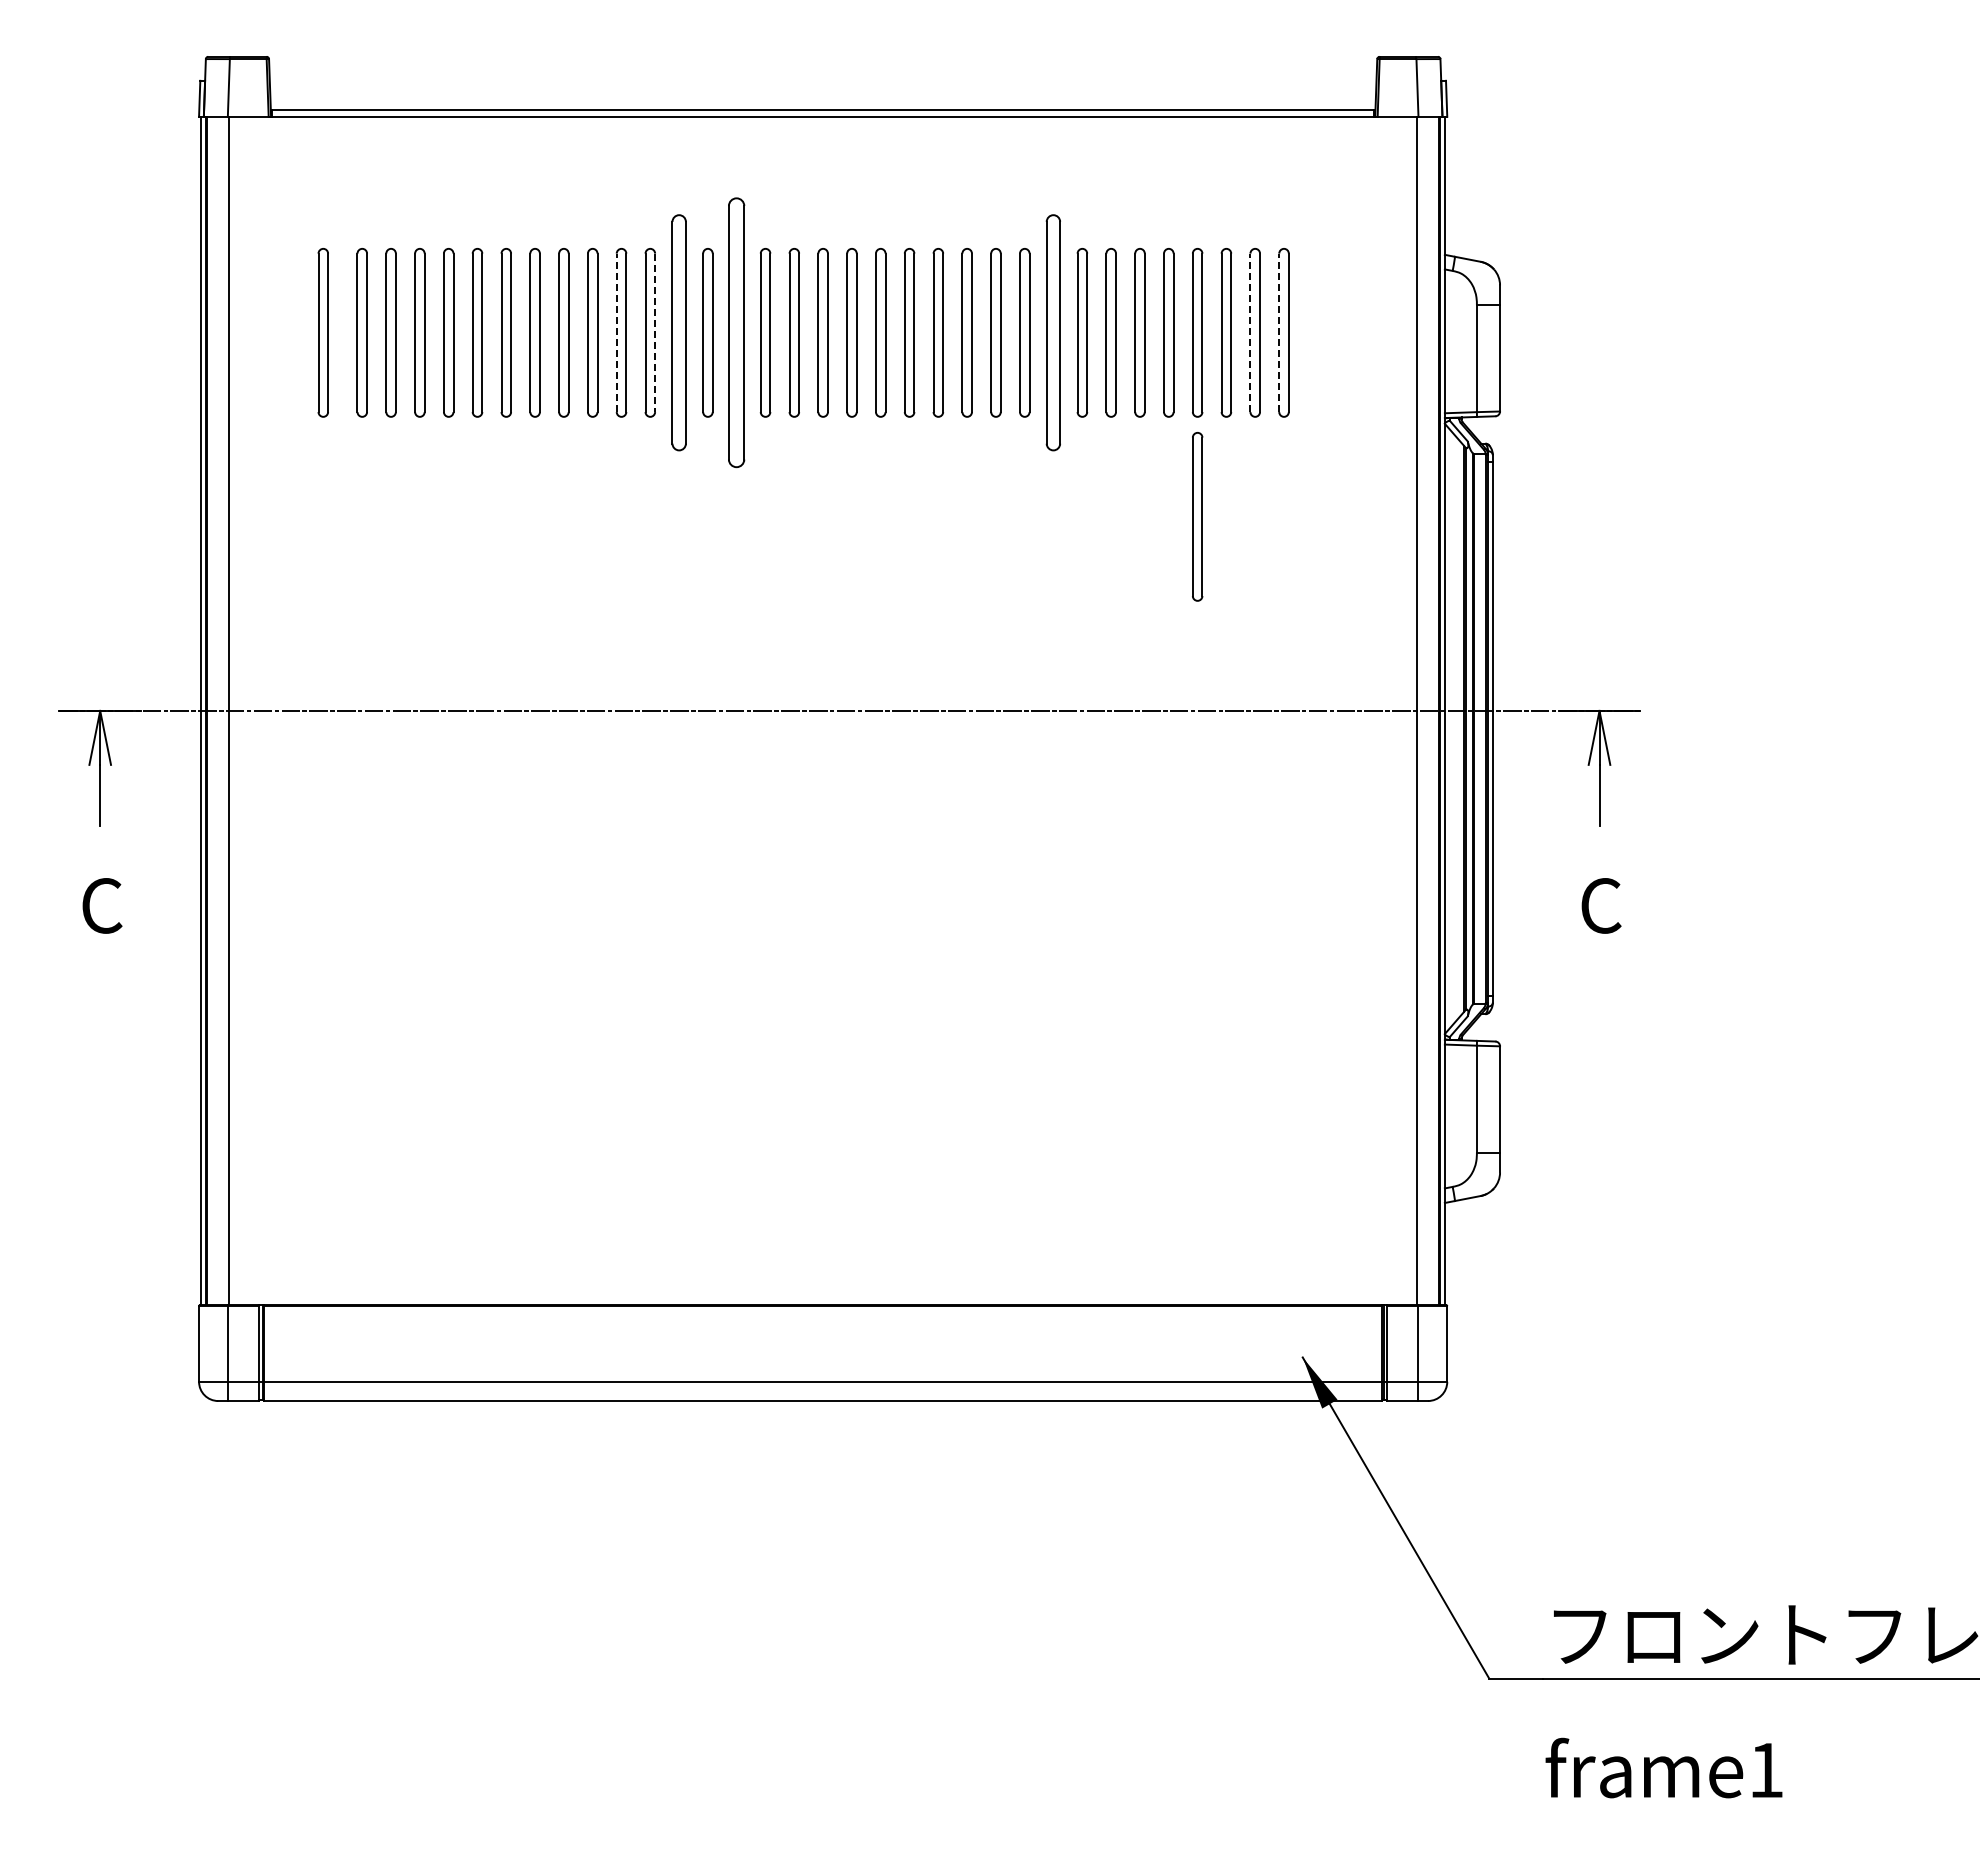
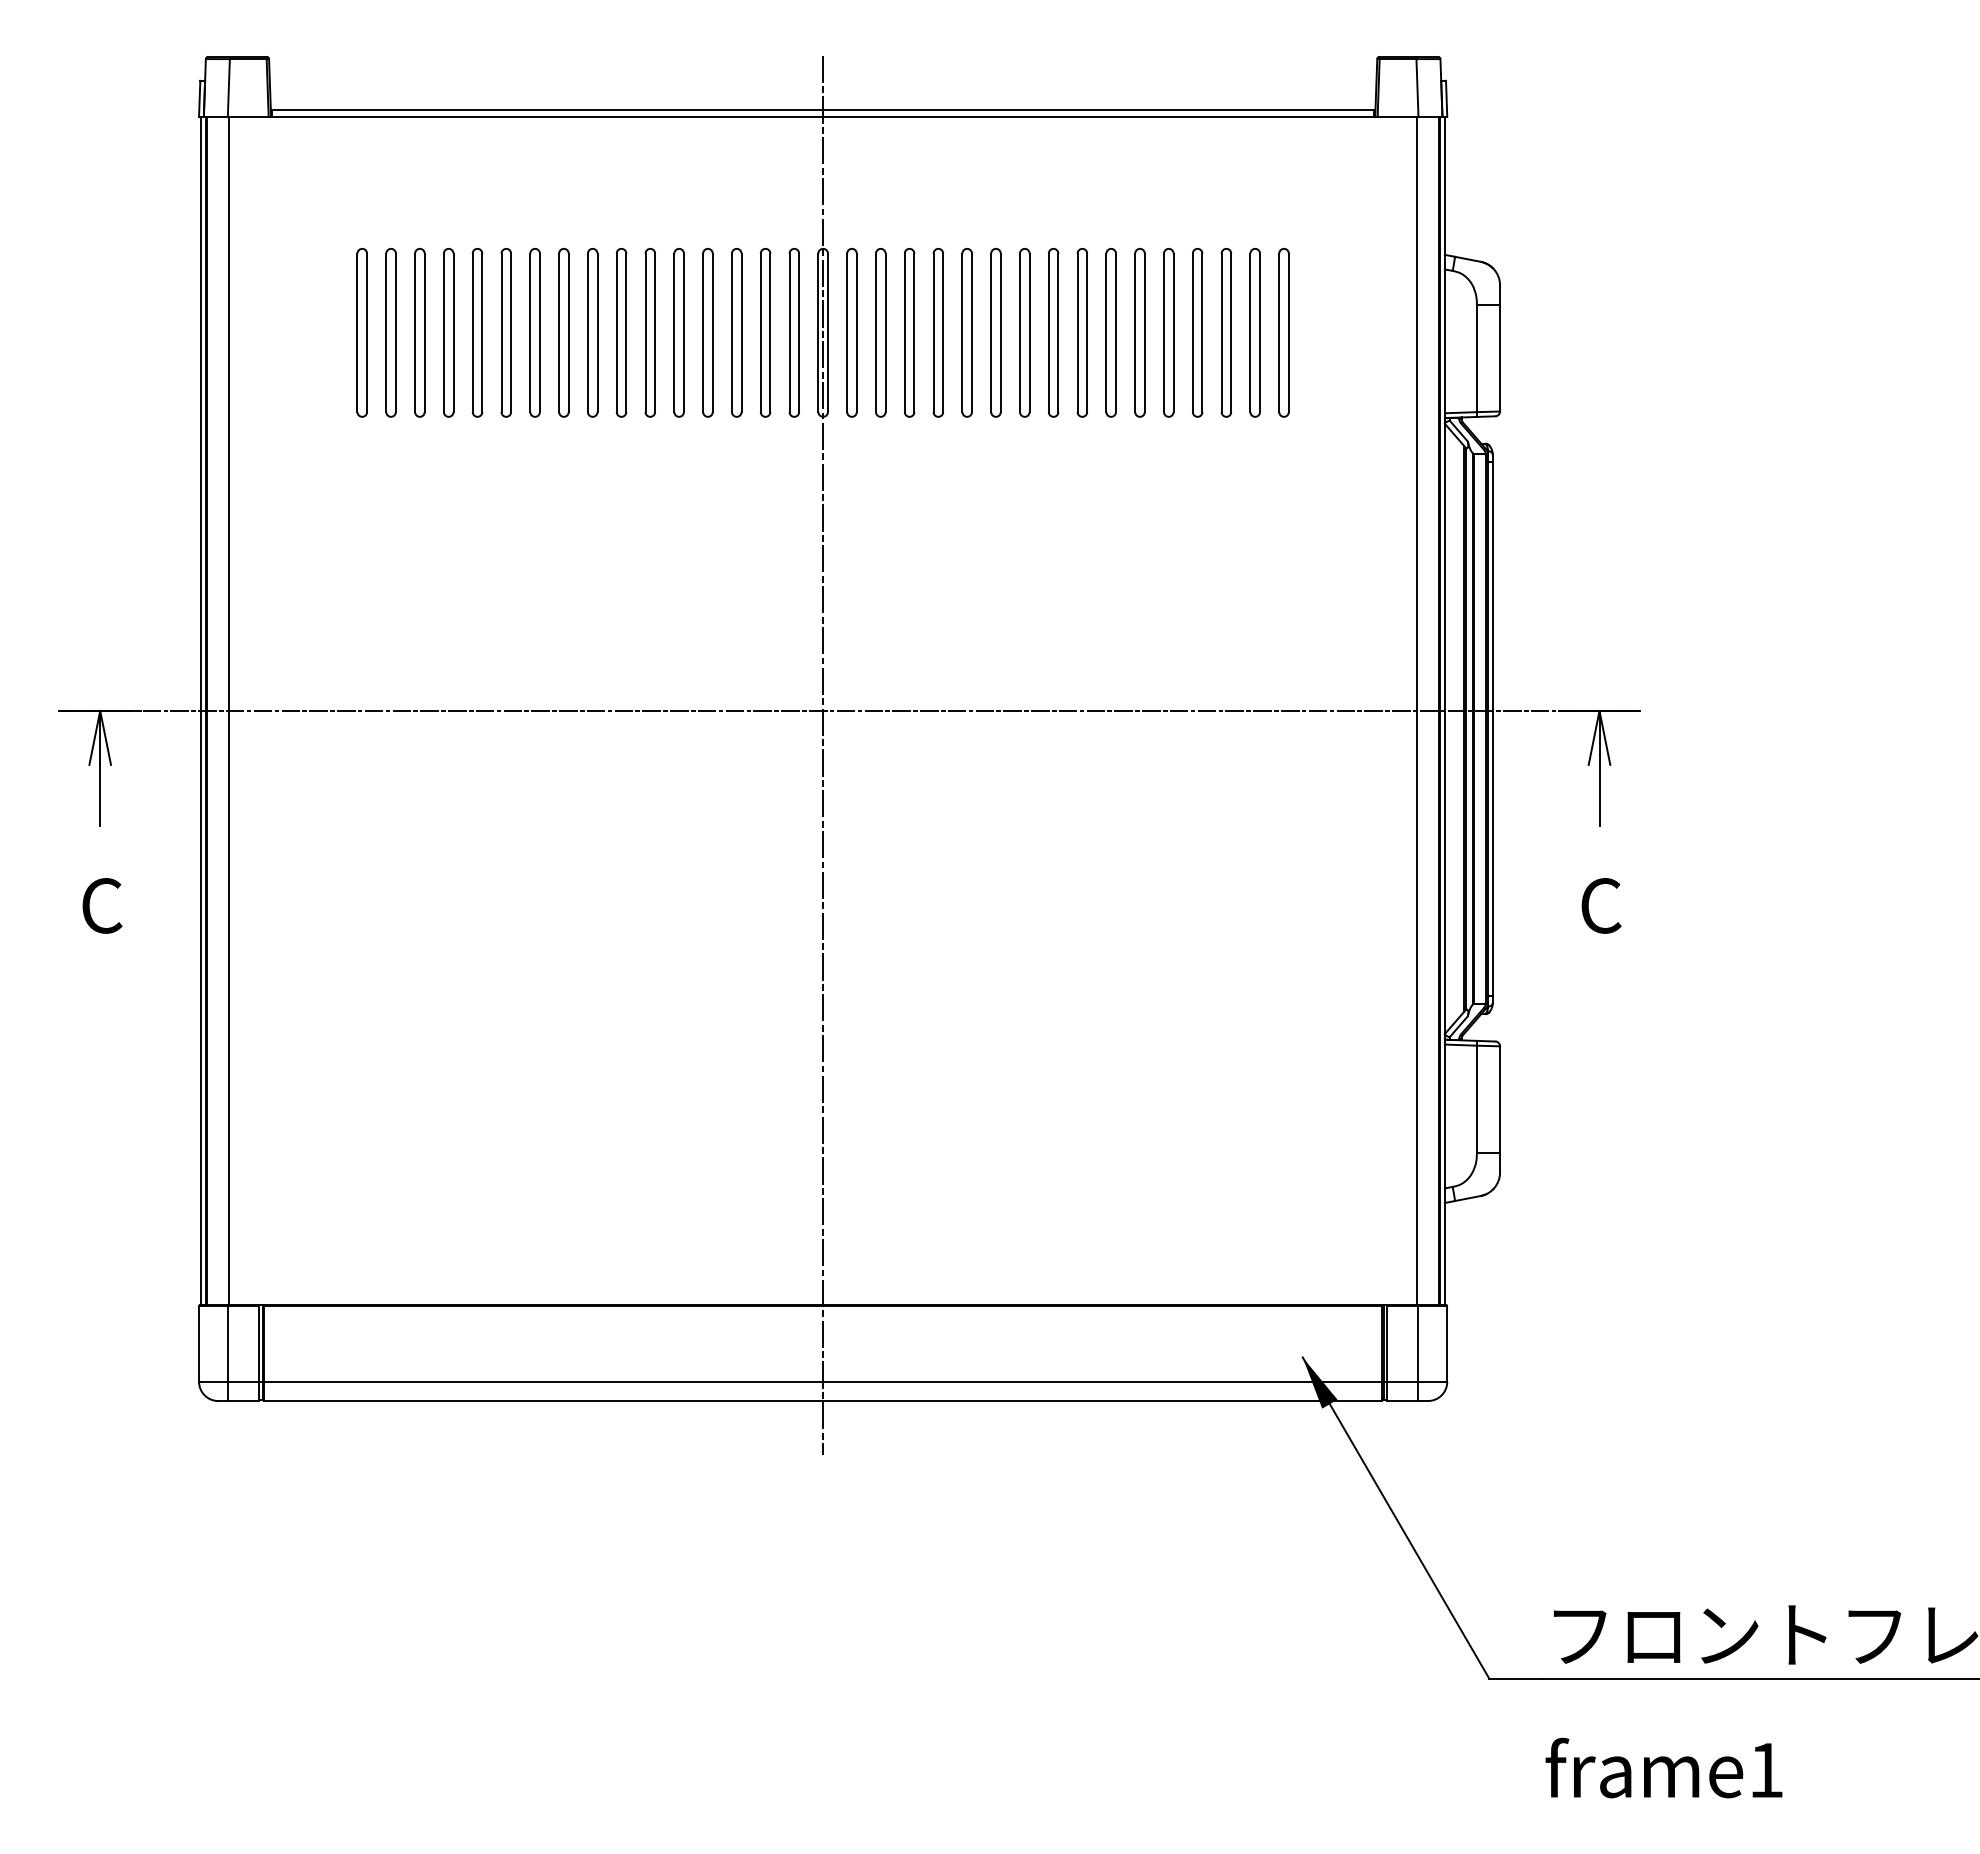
part: present -> none (322, 332)
line: dashed -> solid (616, 332)
part size: 16x238 px -> 12x170 px (678, 332)
part size: 18x272 px -> 12x170 px (736, 332)
part size: 16x238 px -> 12x170 px (1053, 332)
line: dashed -> solid (1250, 332)
line: dashed -> solid (1279, 332)
line: dashed -> solid (655, 333)
part: present -> none (1197, 516)
line: none -> present (823, 755)
